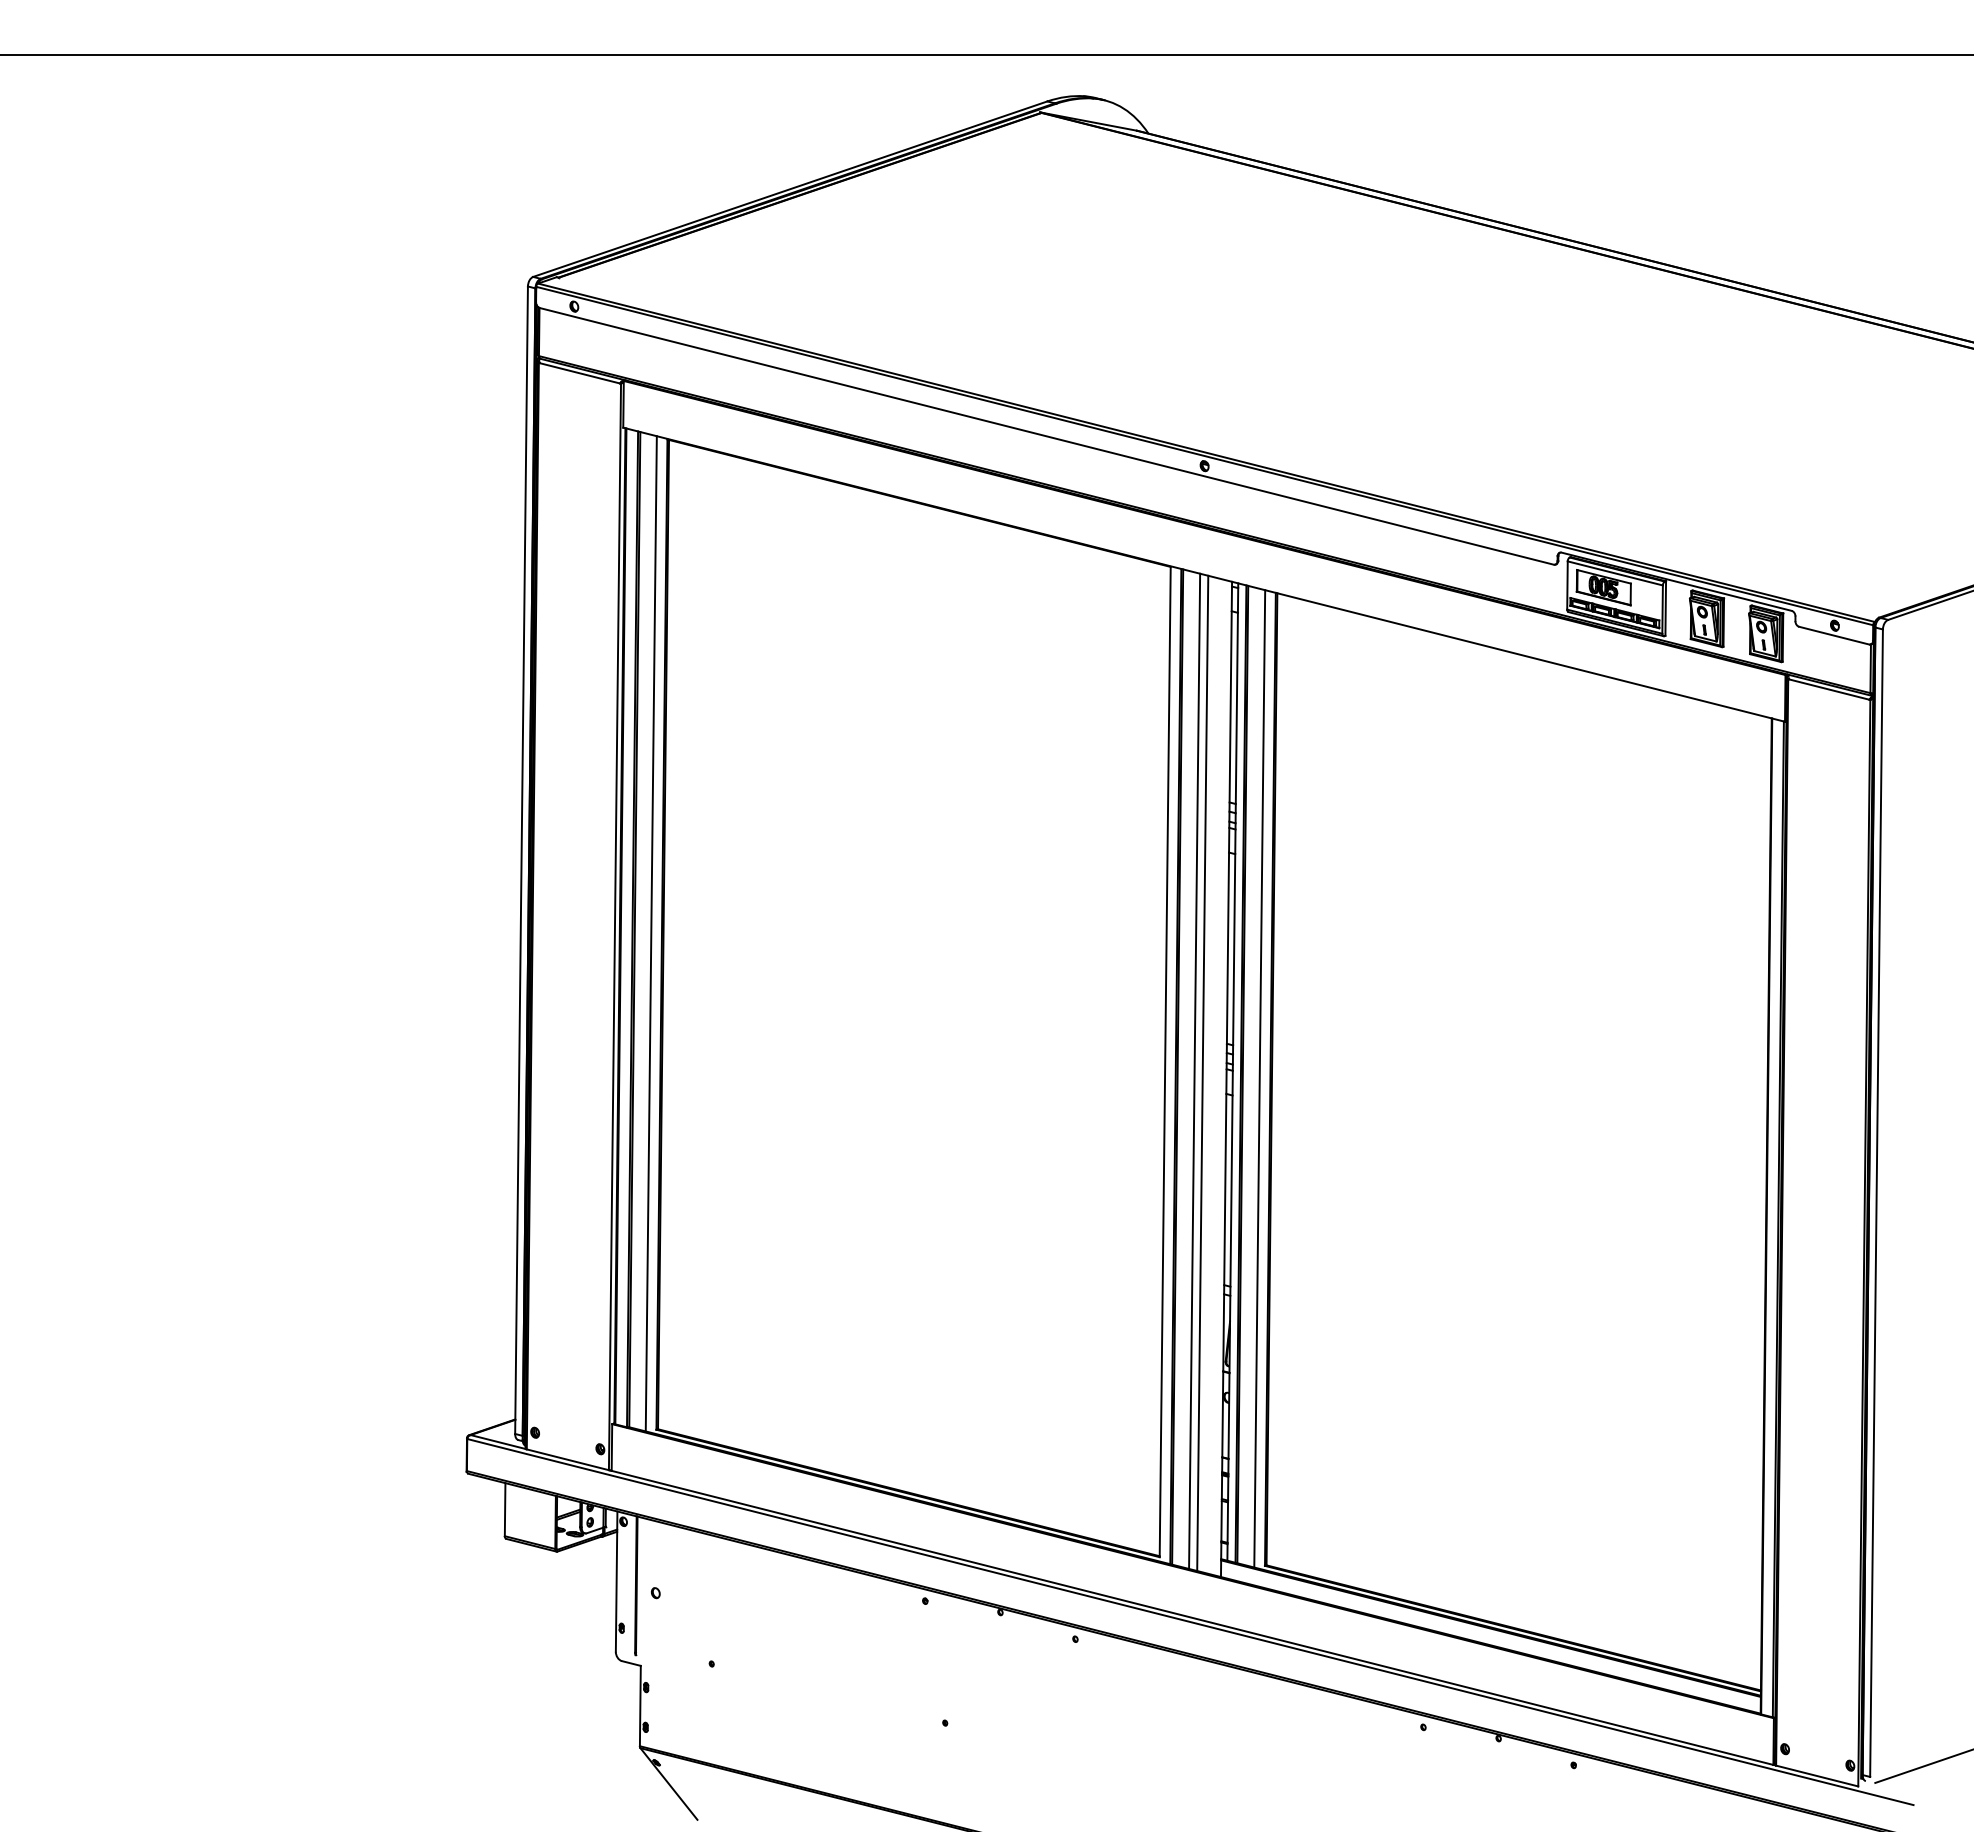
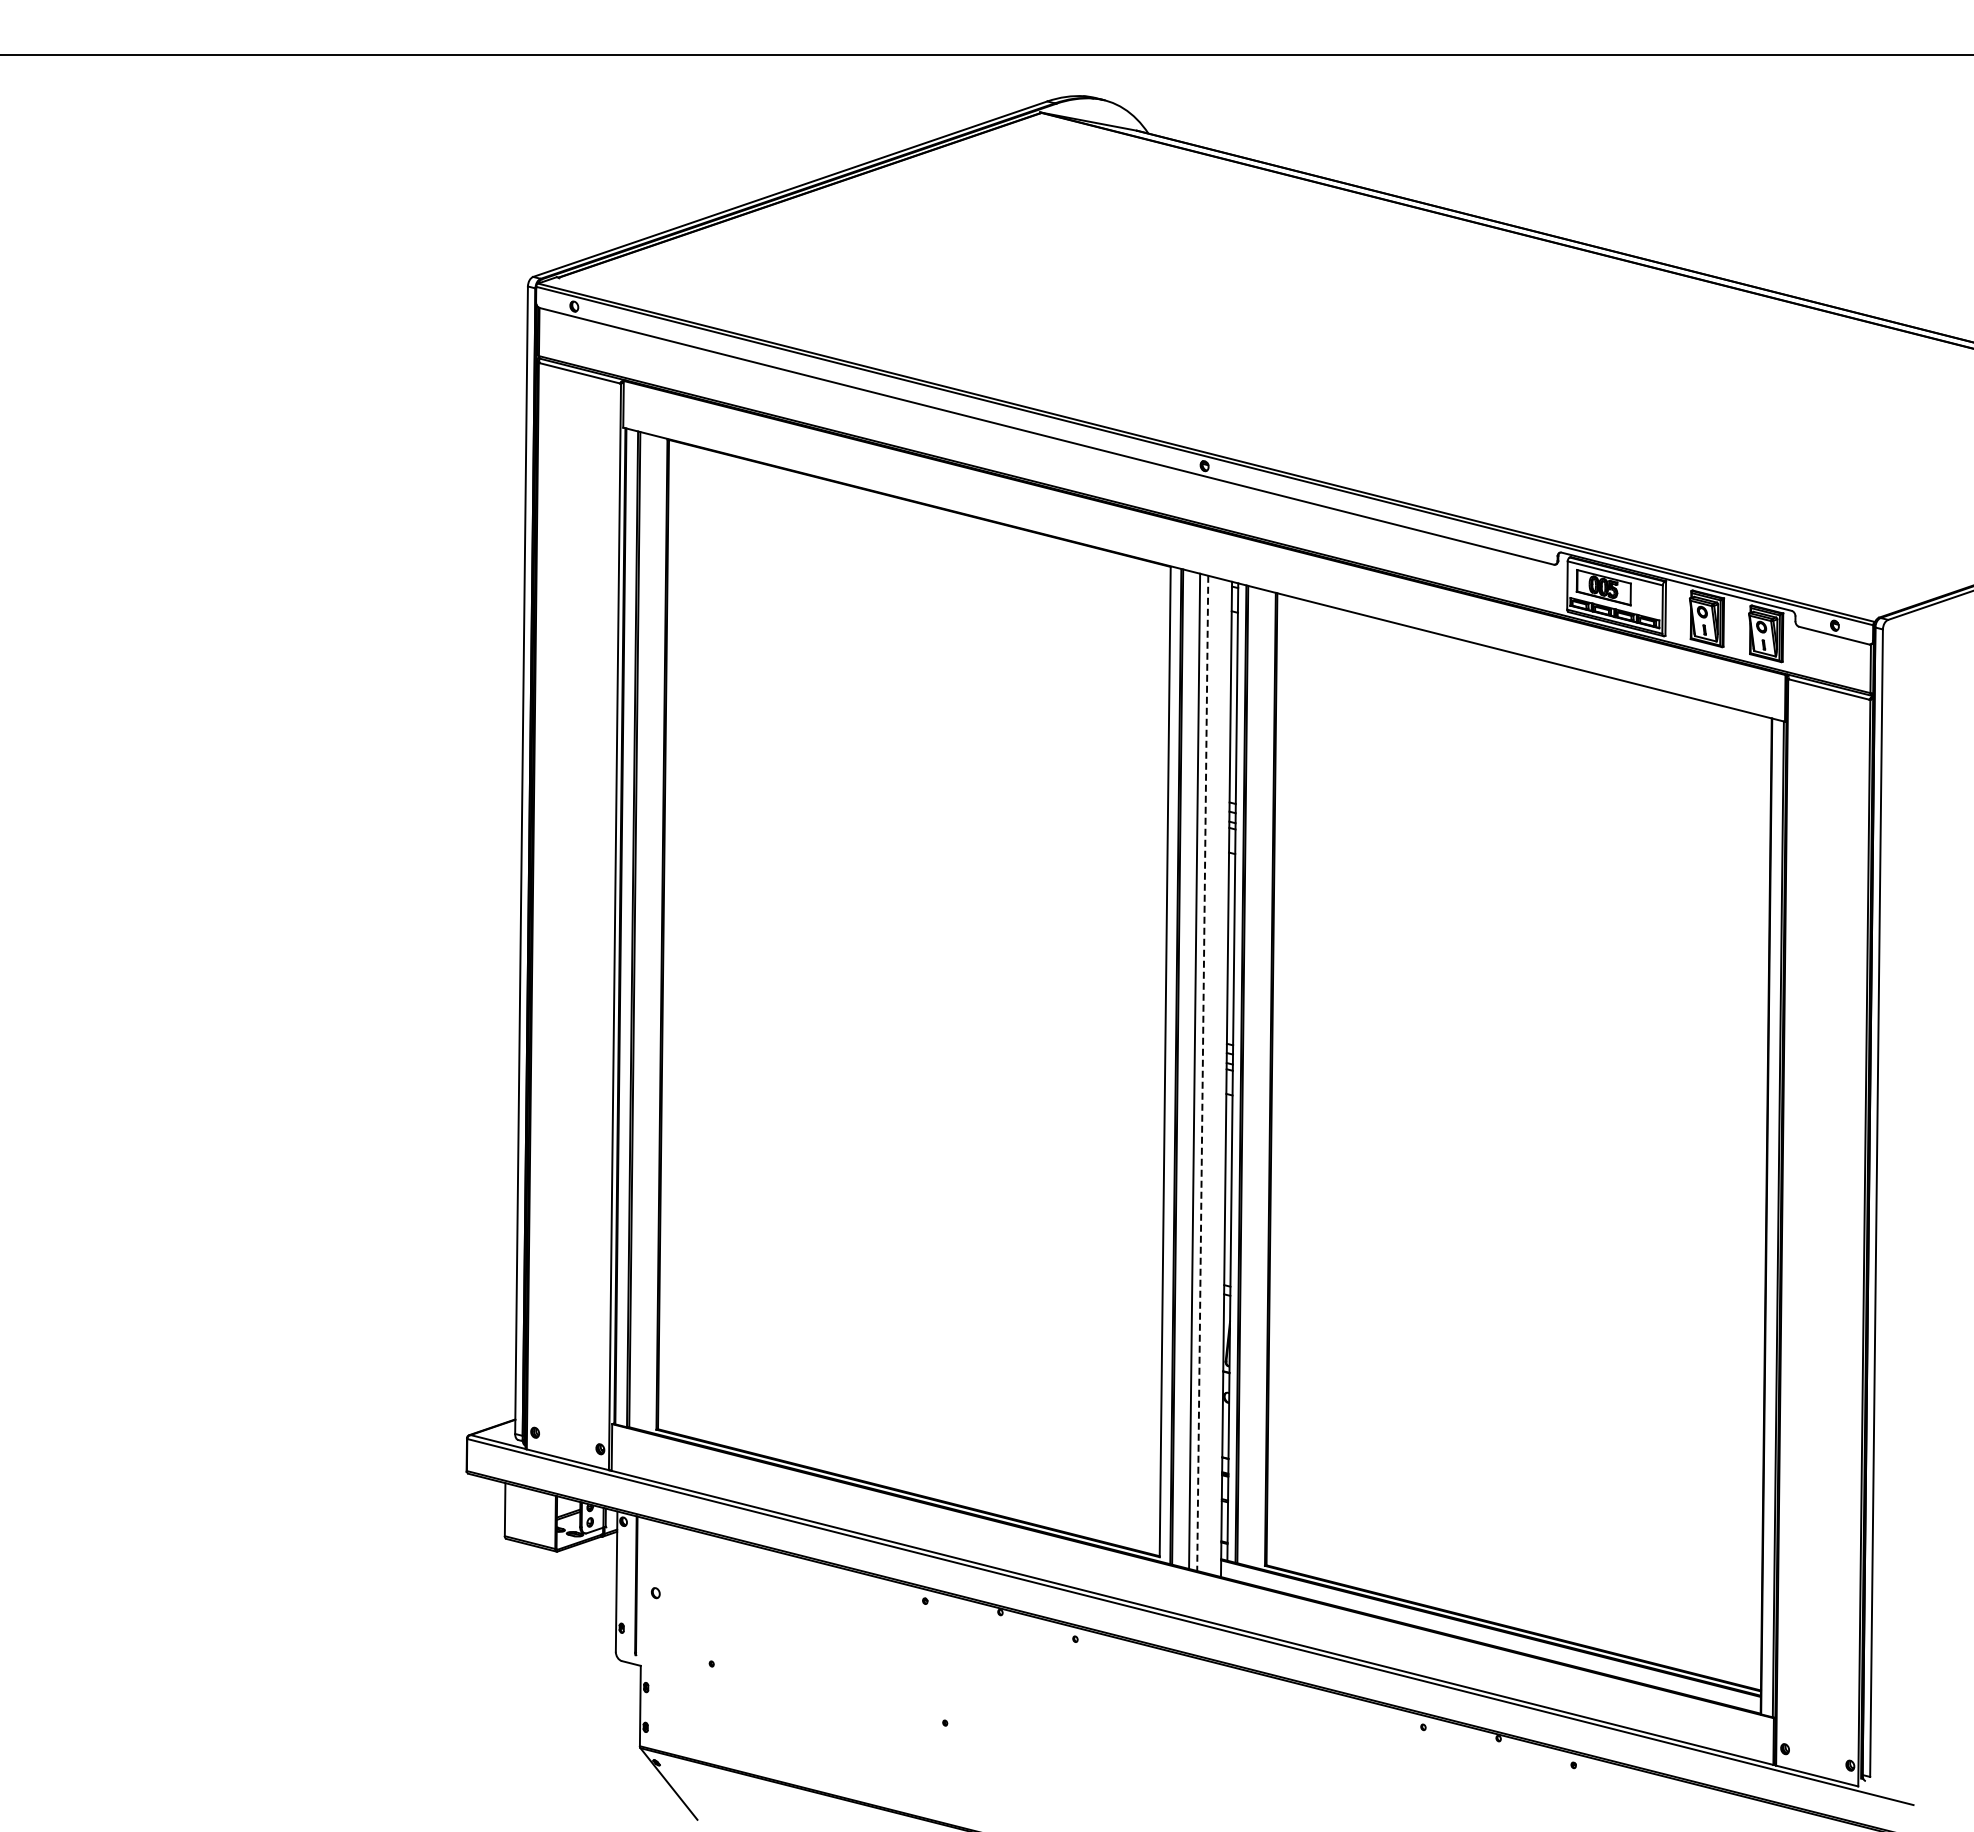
line: present -> none (650, 933)
line: solid -> dashed (1202, 1073)
line: present -> none (1259, 1078)
line: present -> none (1922, 1766)
